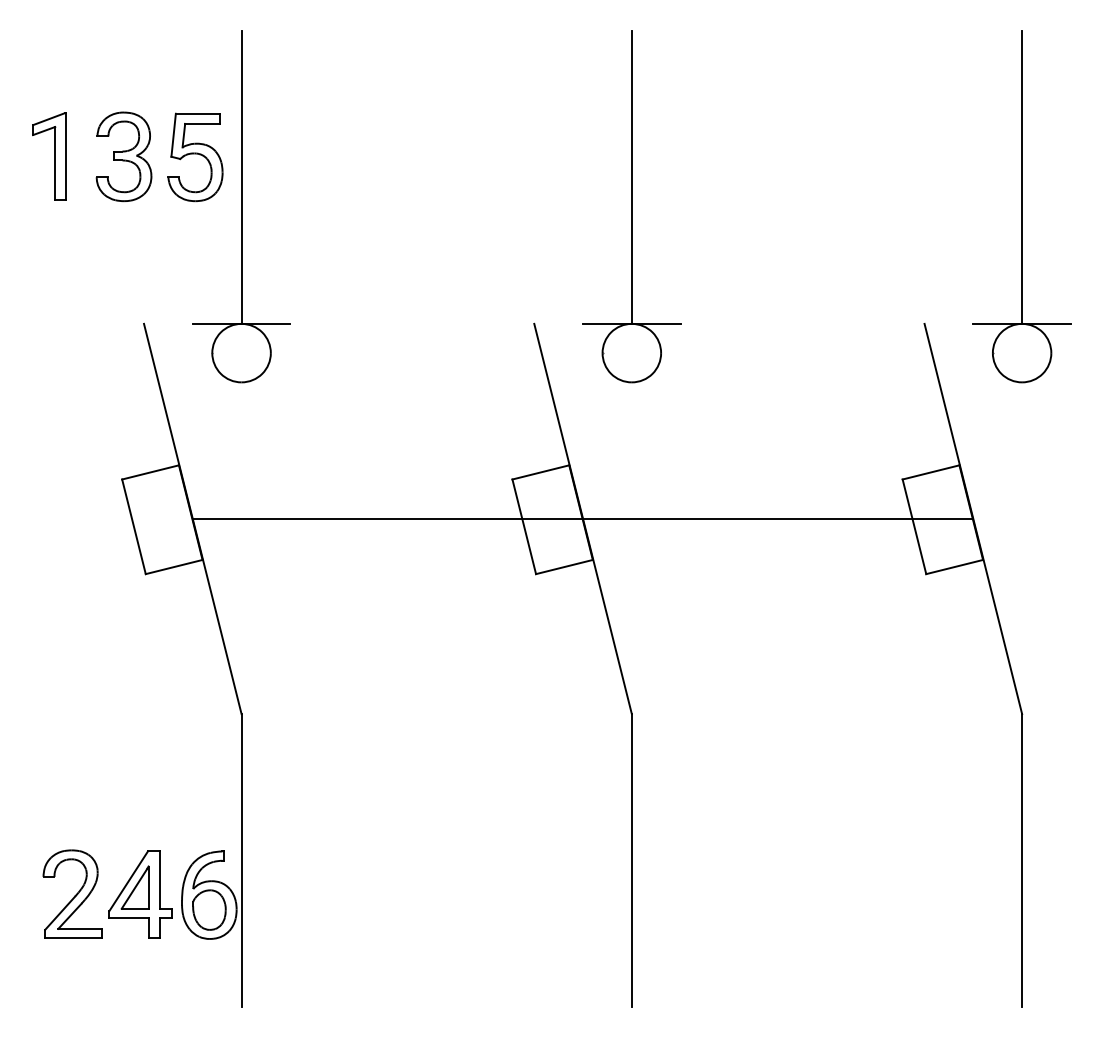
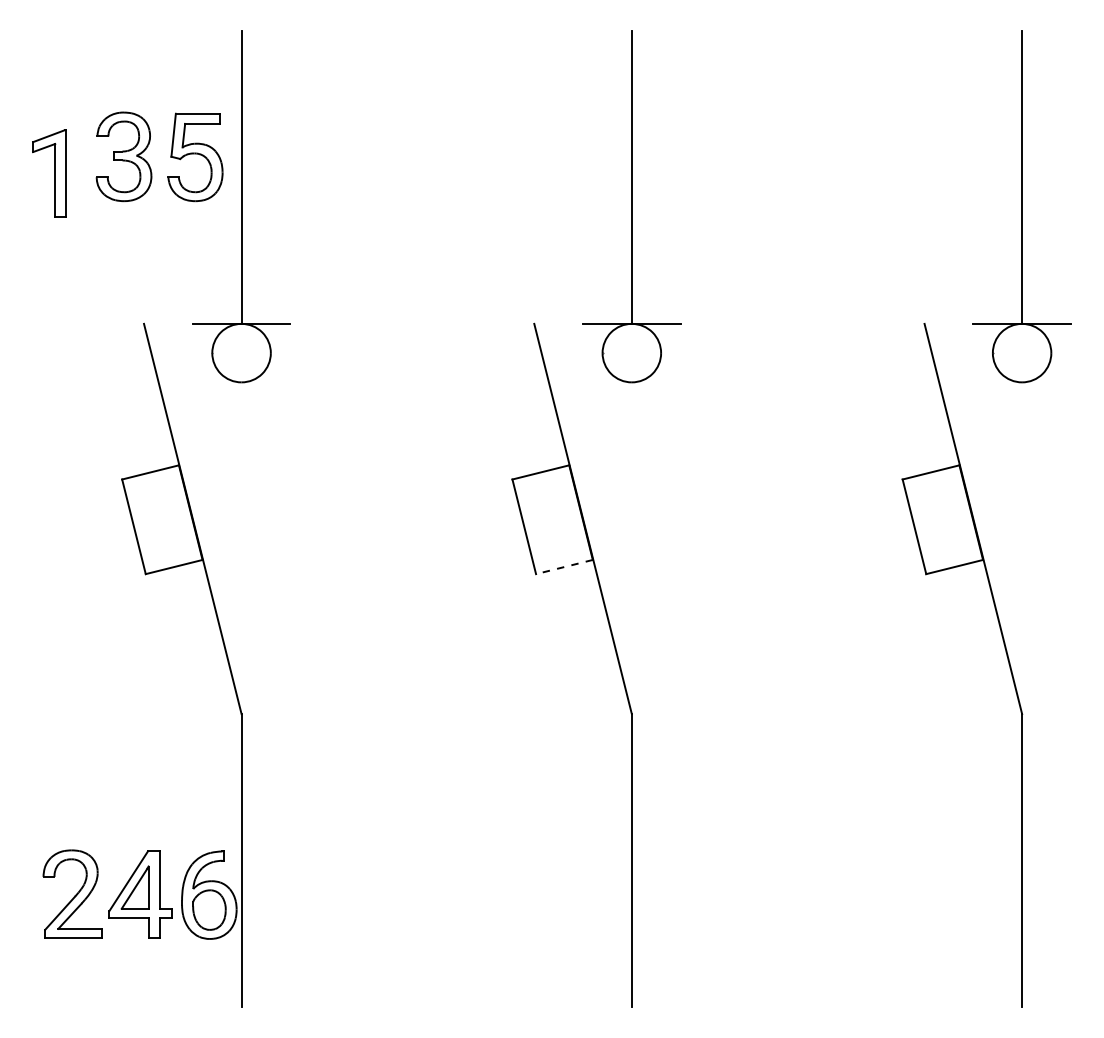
part position: (49, 156) -> (49, 173) (49, 173)
line: present -> none (582, 518)
line: solid -> dashed (563, 567)
